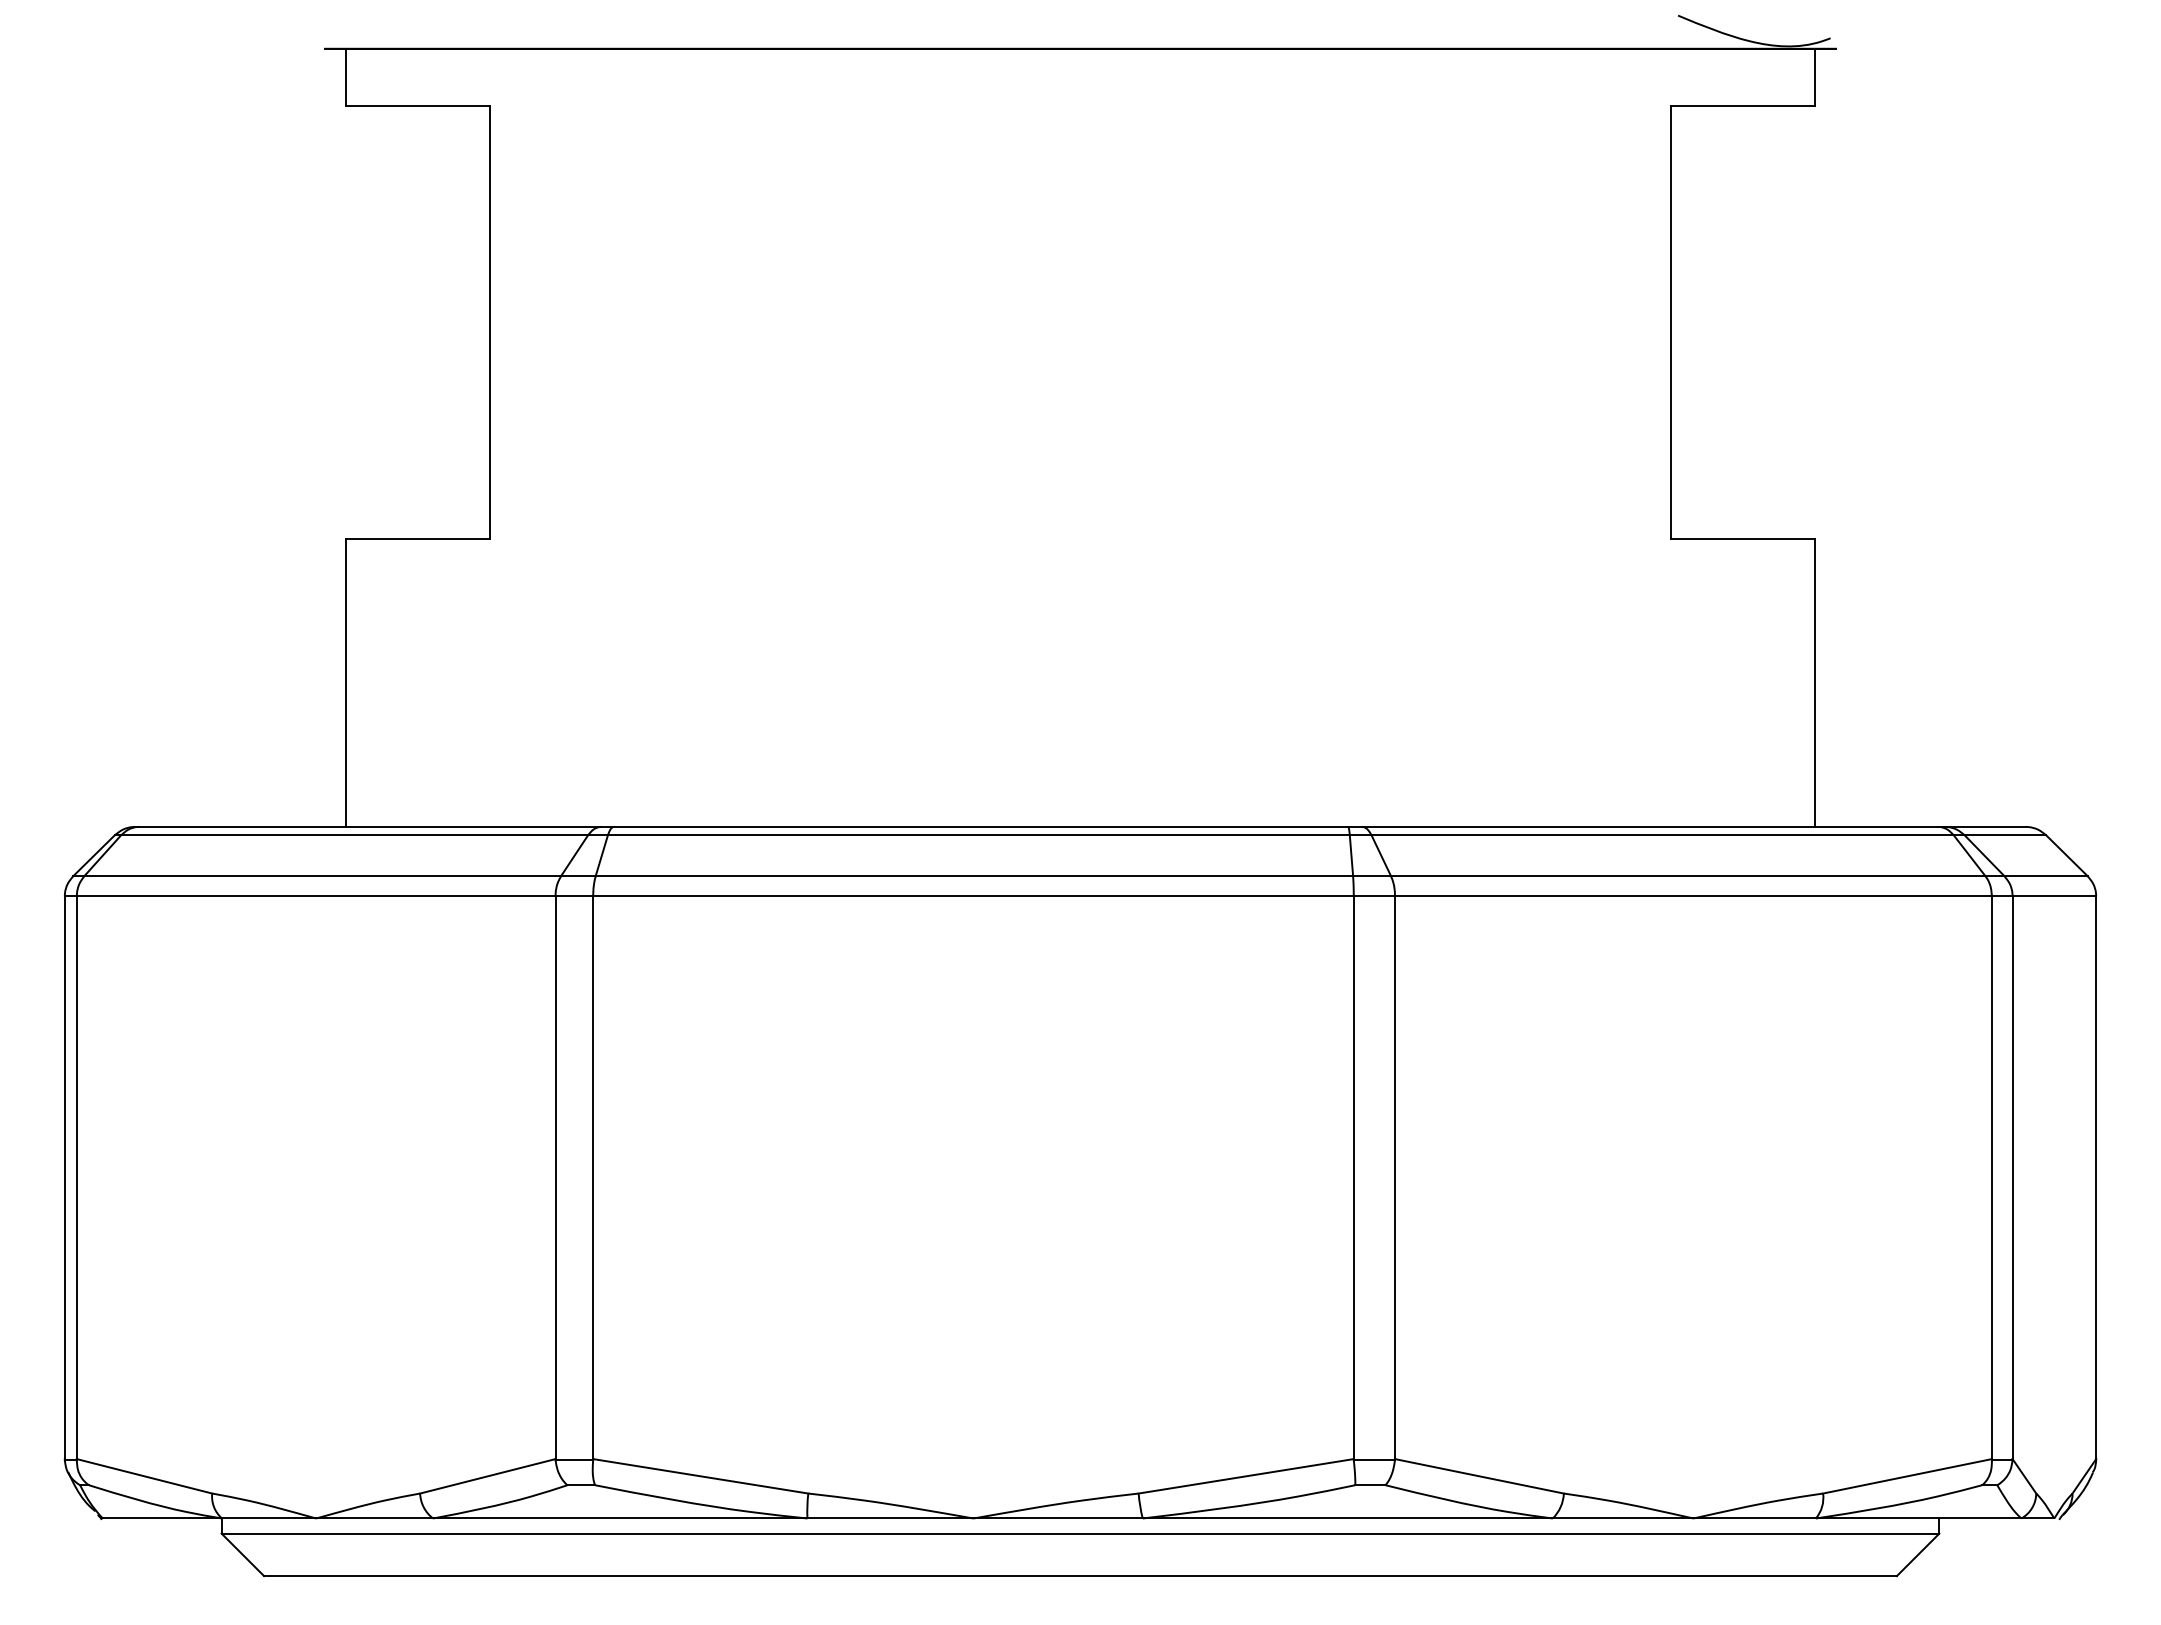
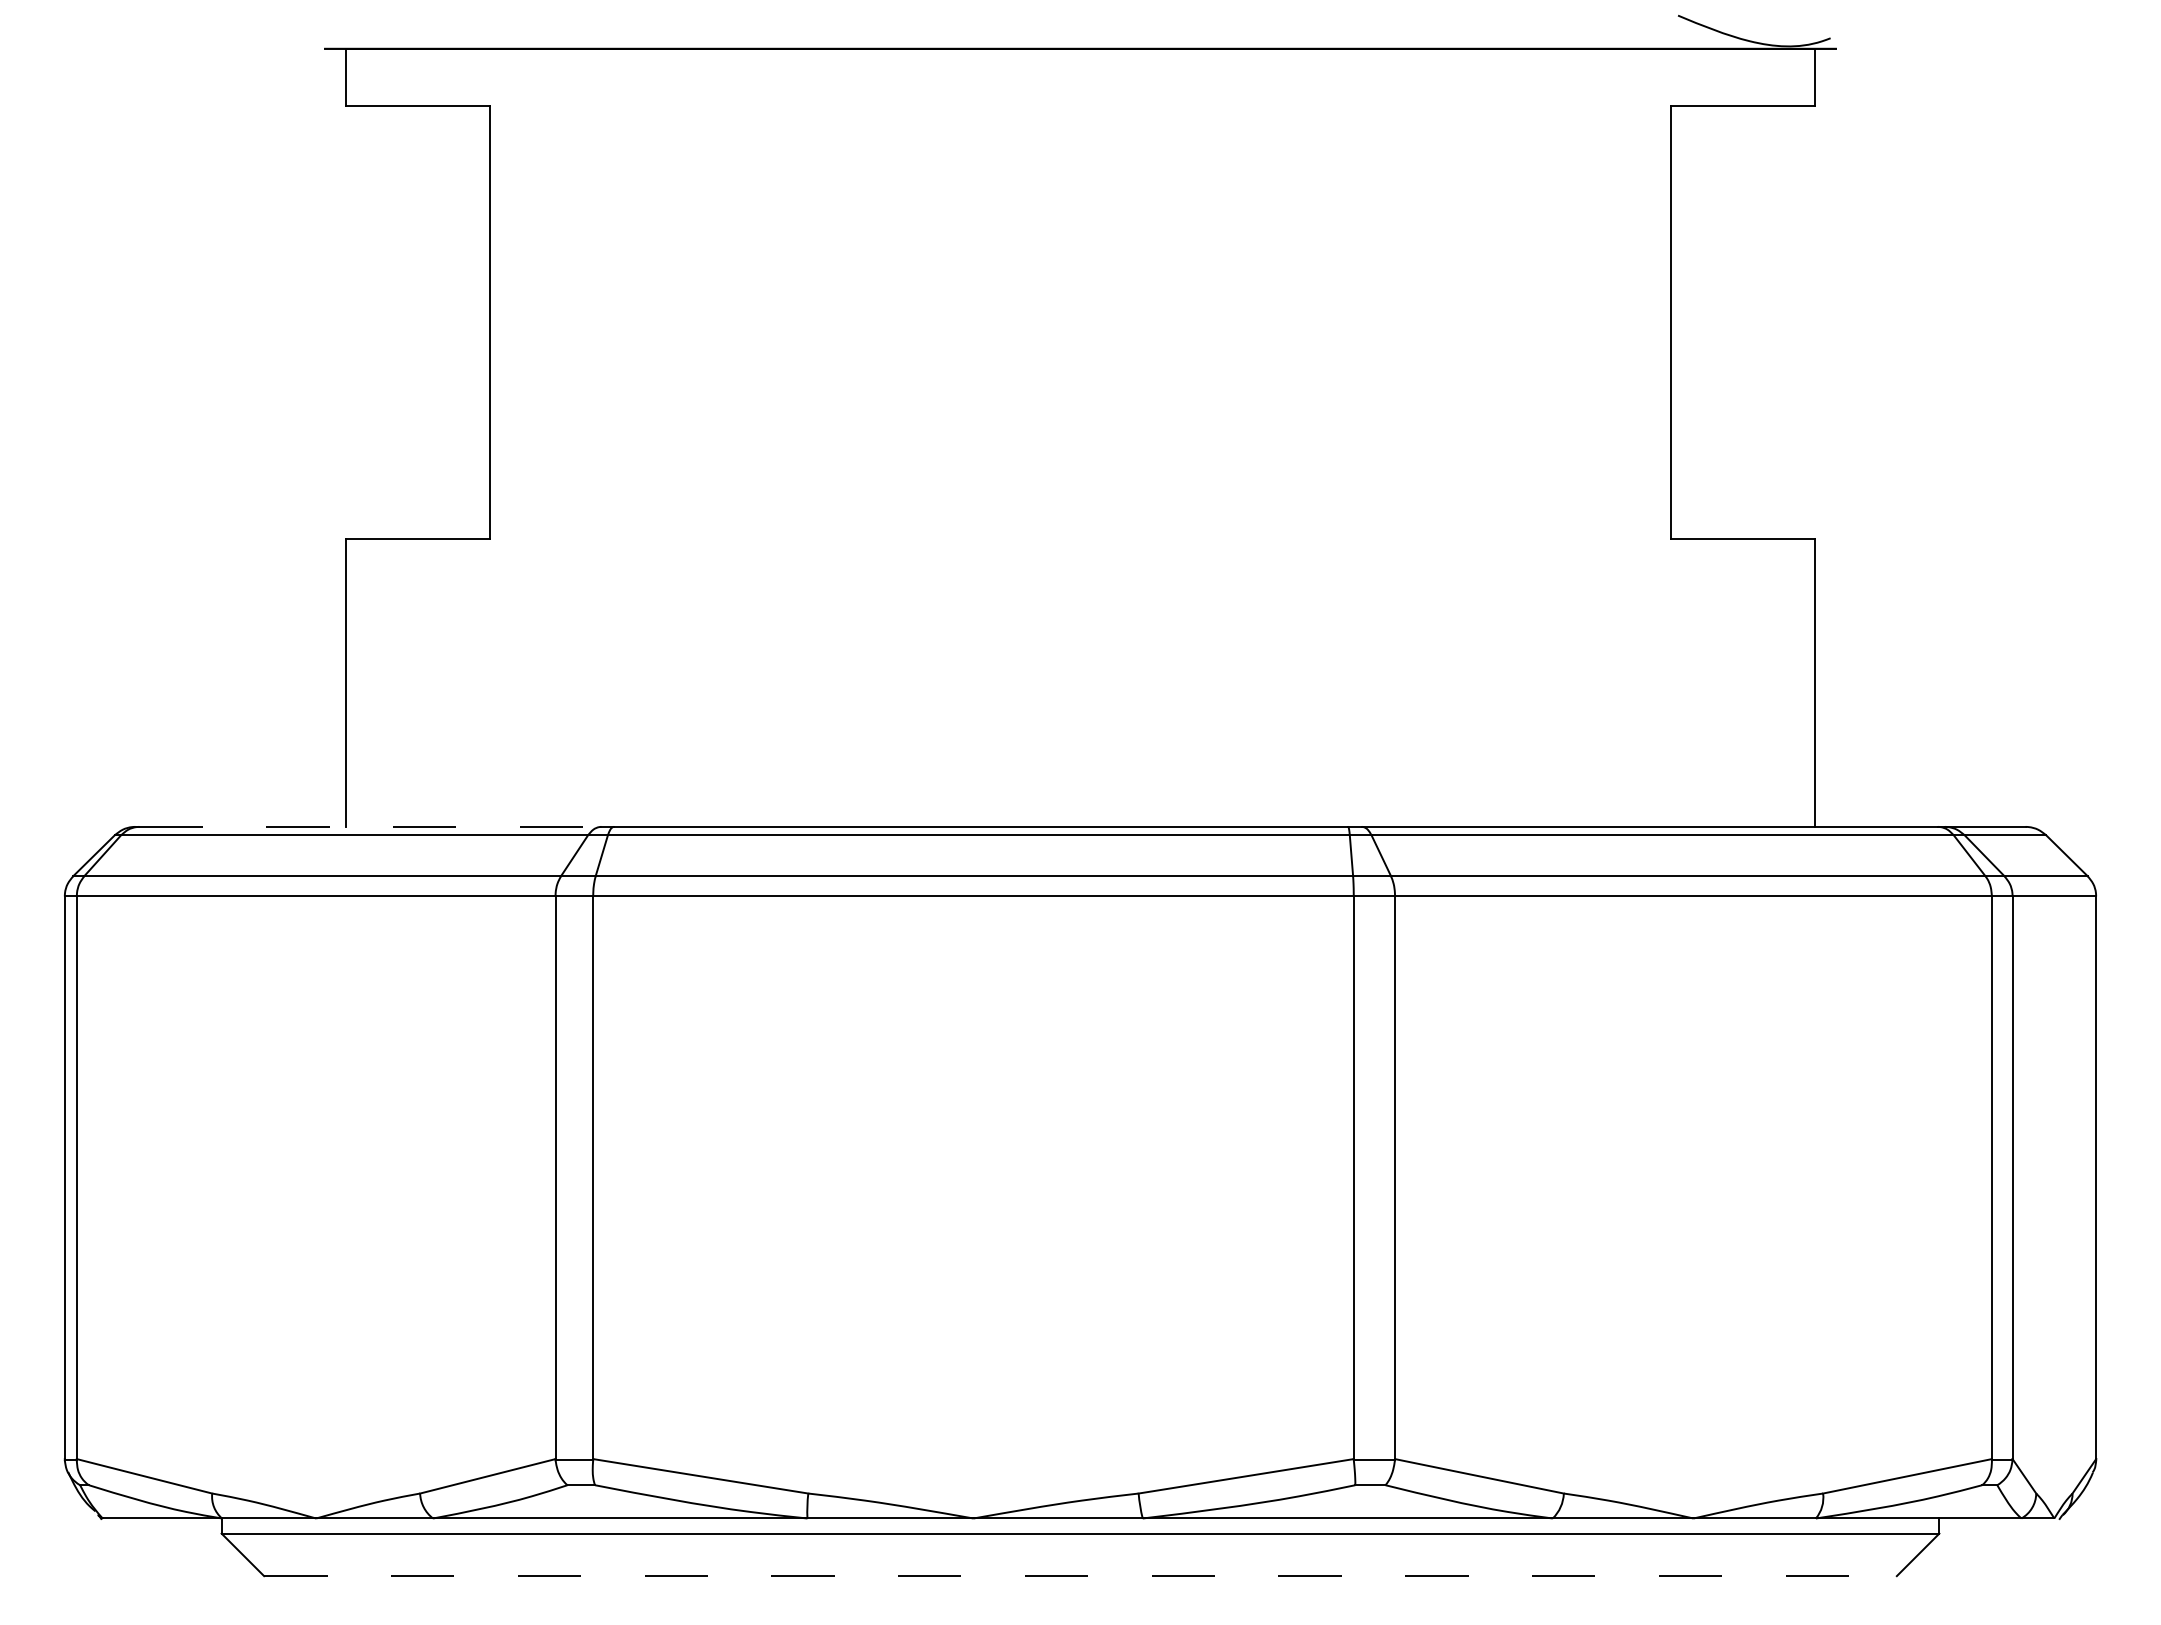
line: solid -> dashed (370, 826)
line: solid -> dashed (1081, 1576)
